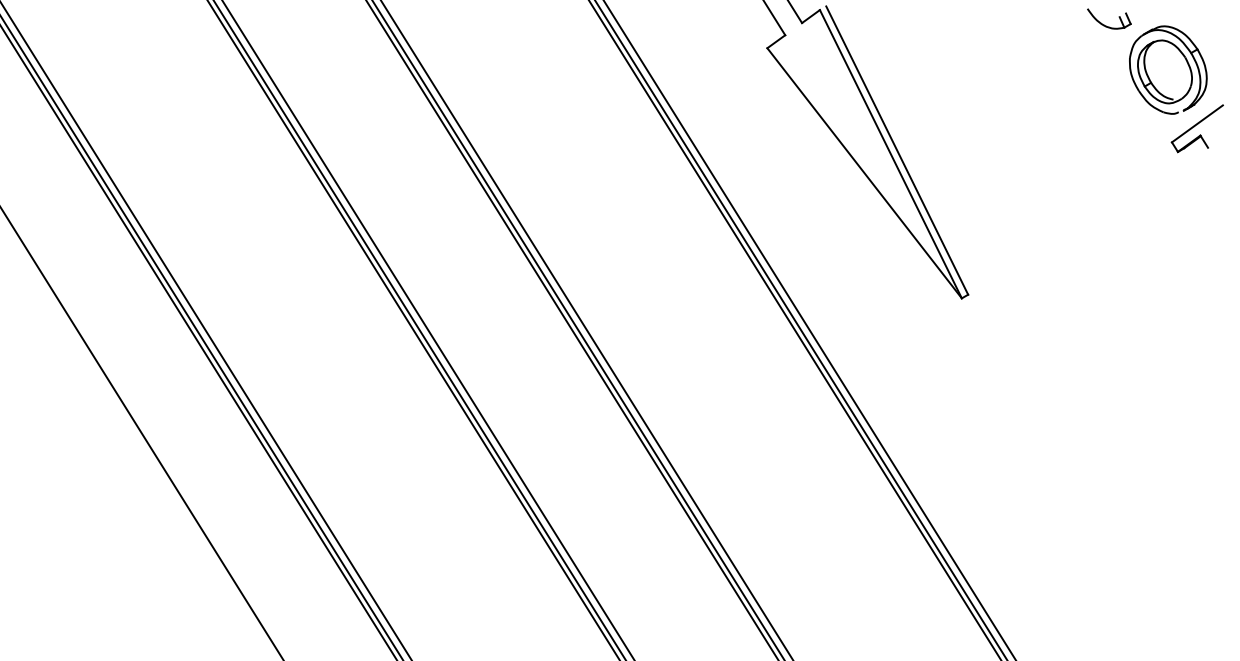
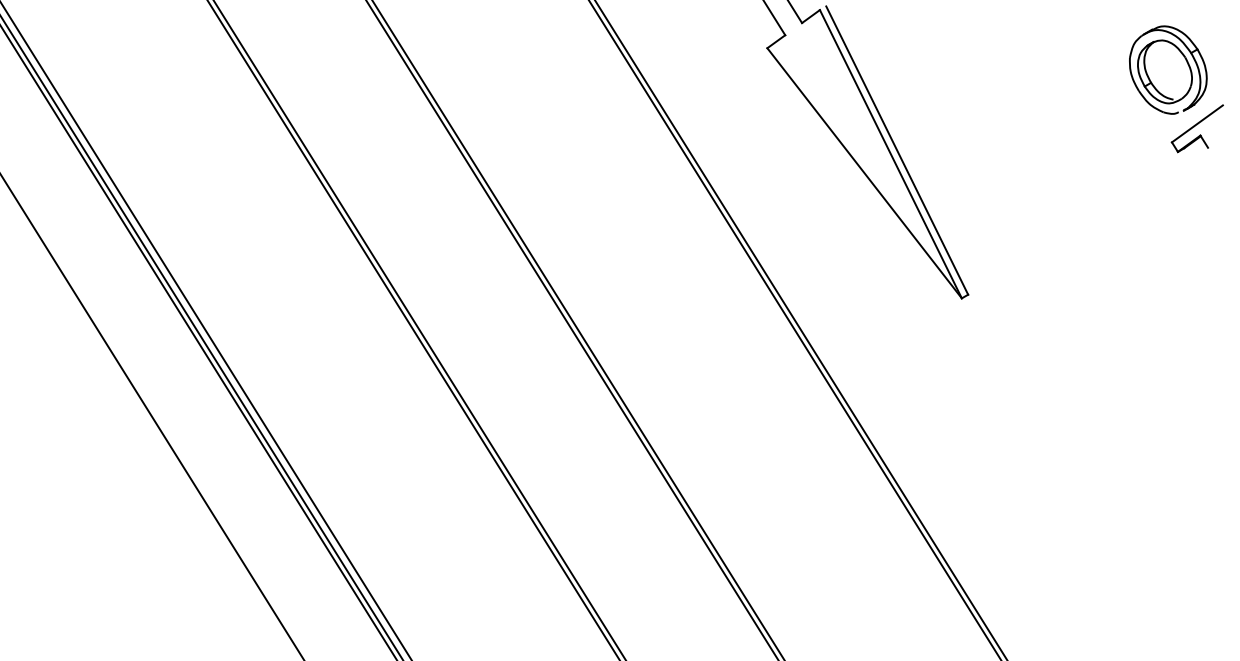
part: present -> none (1106, 25)
line: present -> none (427, 329)
line: present -> none (586, 329)
line: present -> none (809, 329)
line position: (141, 433) -> (152, 417) (152, 417)
